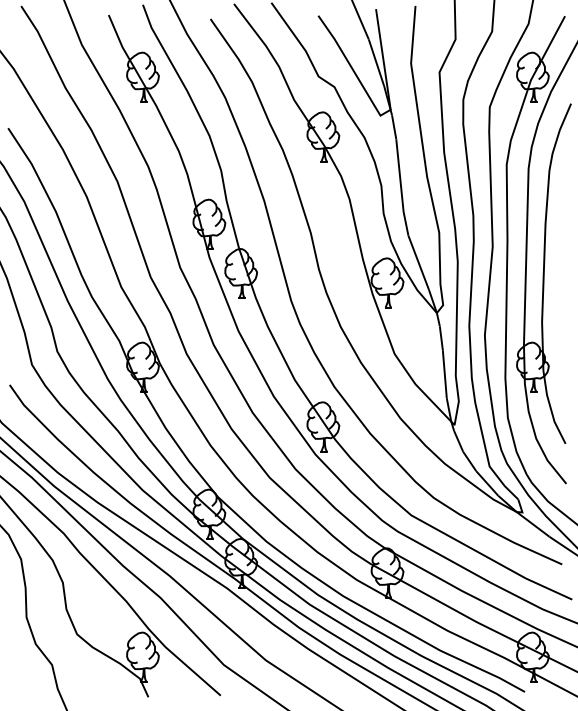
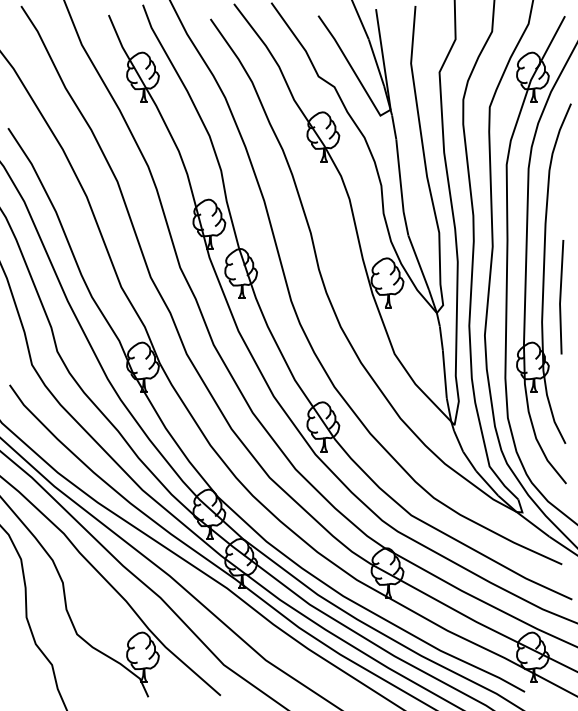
line: none -> present (561, 297)
